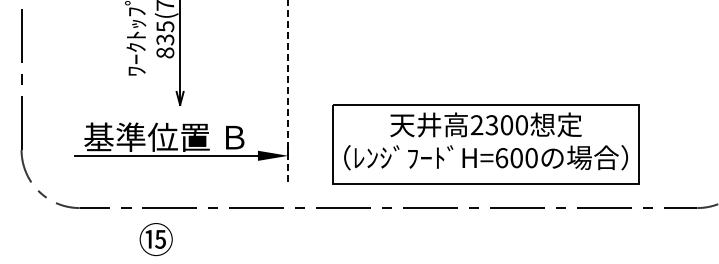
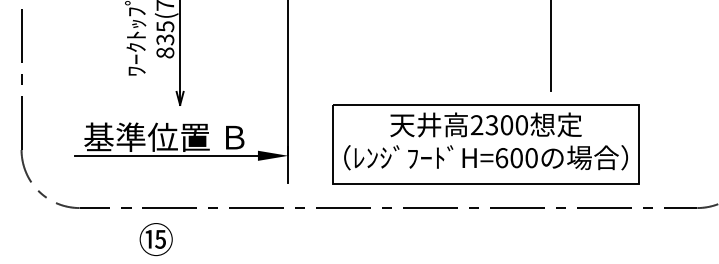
line: none -> present (550, 46)
line: dashed -> solid (288, 92)
